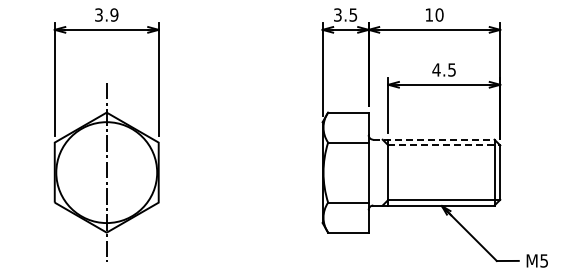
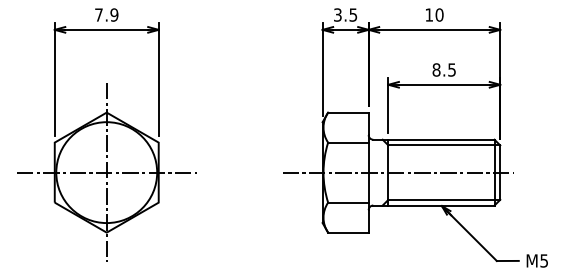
text: 3.9 -> 7.9 (98, 14)
text: 4.5 -> 8.5 (436, 69)
line: dashed -> solid (433, 139)
line: dashed -> solid (444, 145)
line: none -> present (106, 172)
line: none -> present (397, 172)
